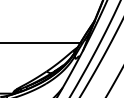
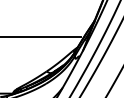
line position: (41, 42) -> (41, 36) (41, 36)
